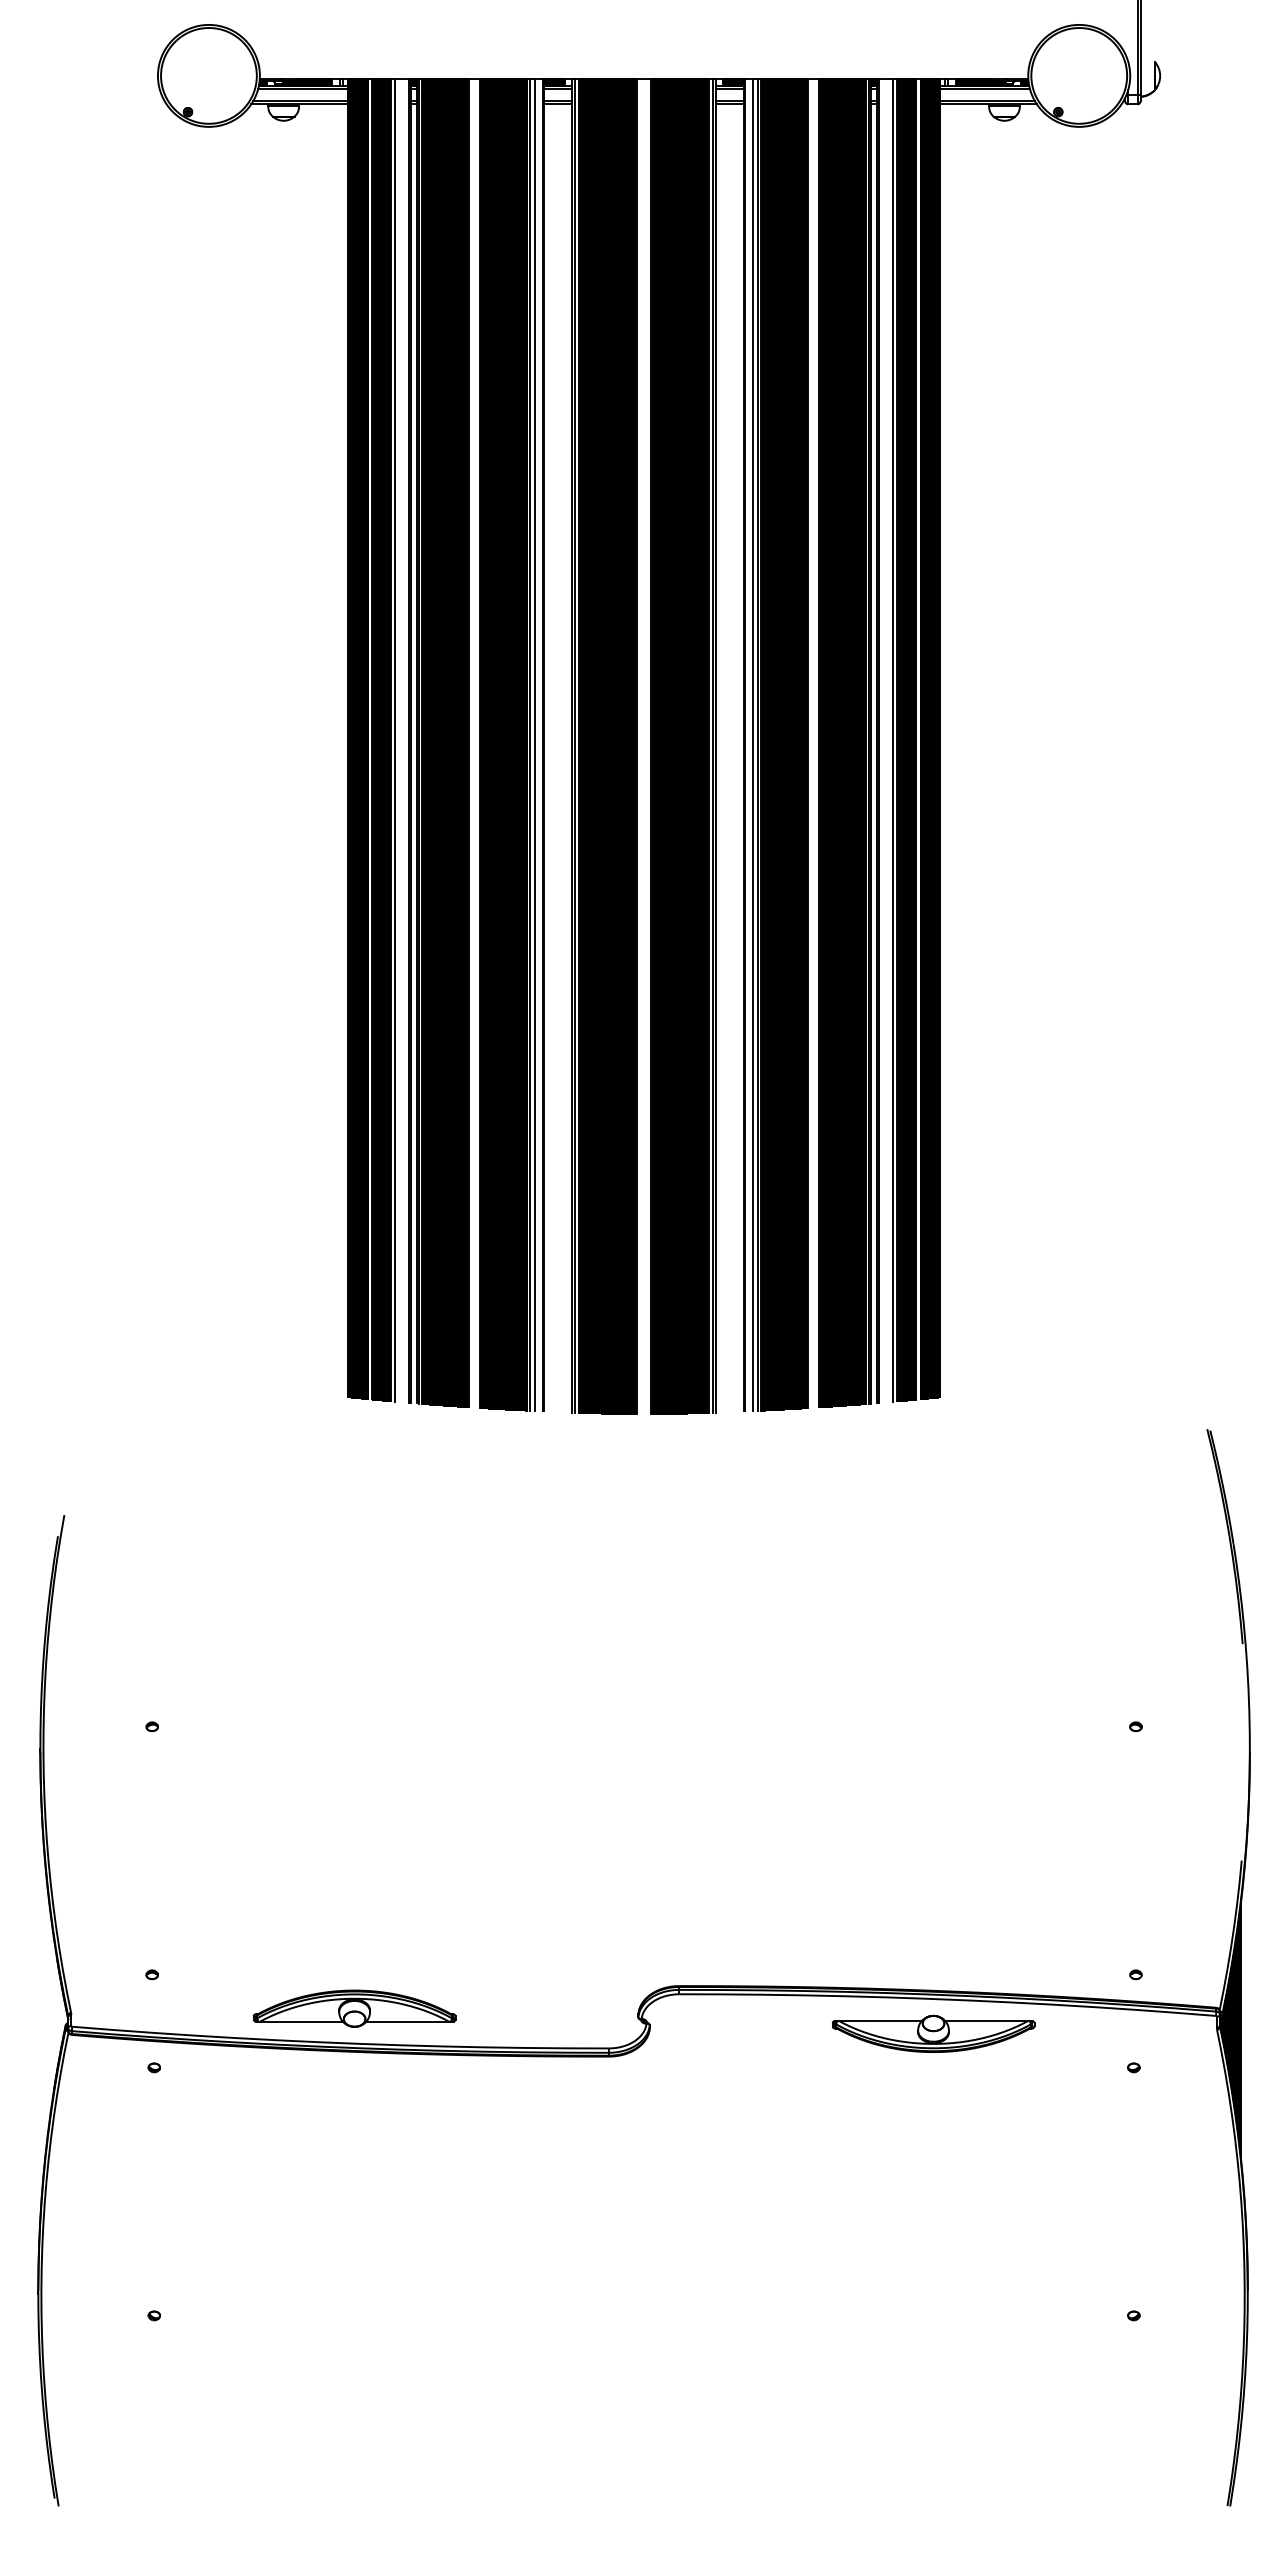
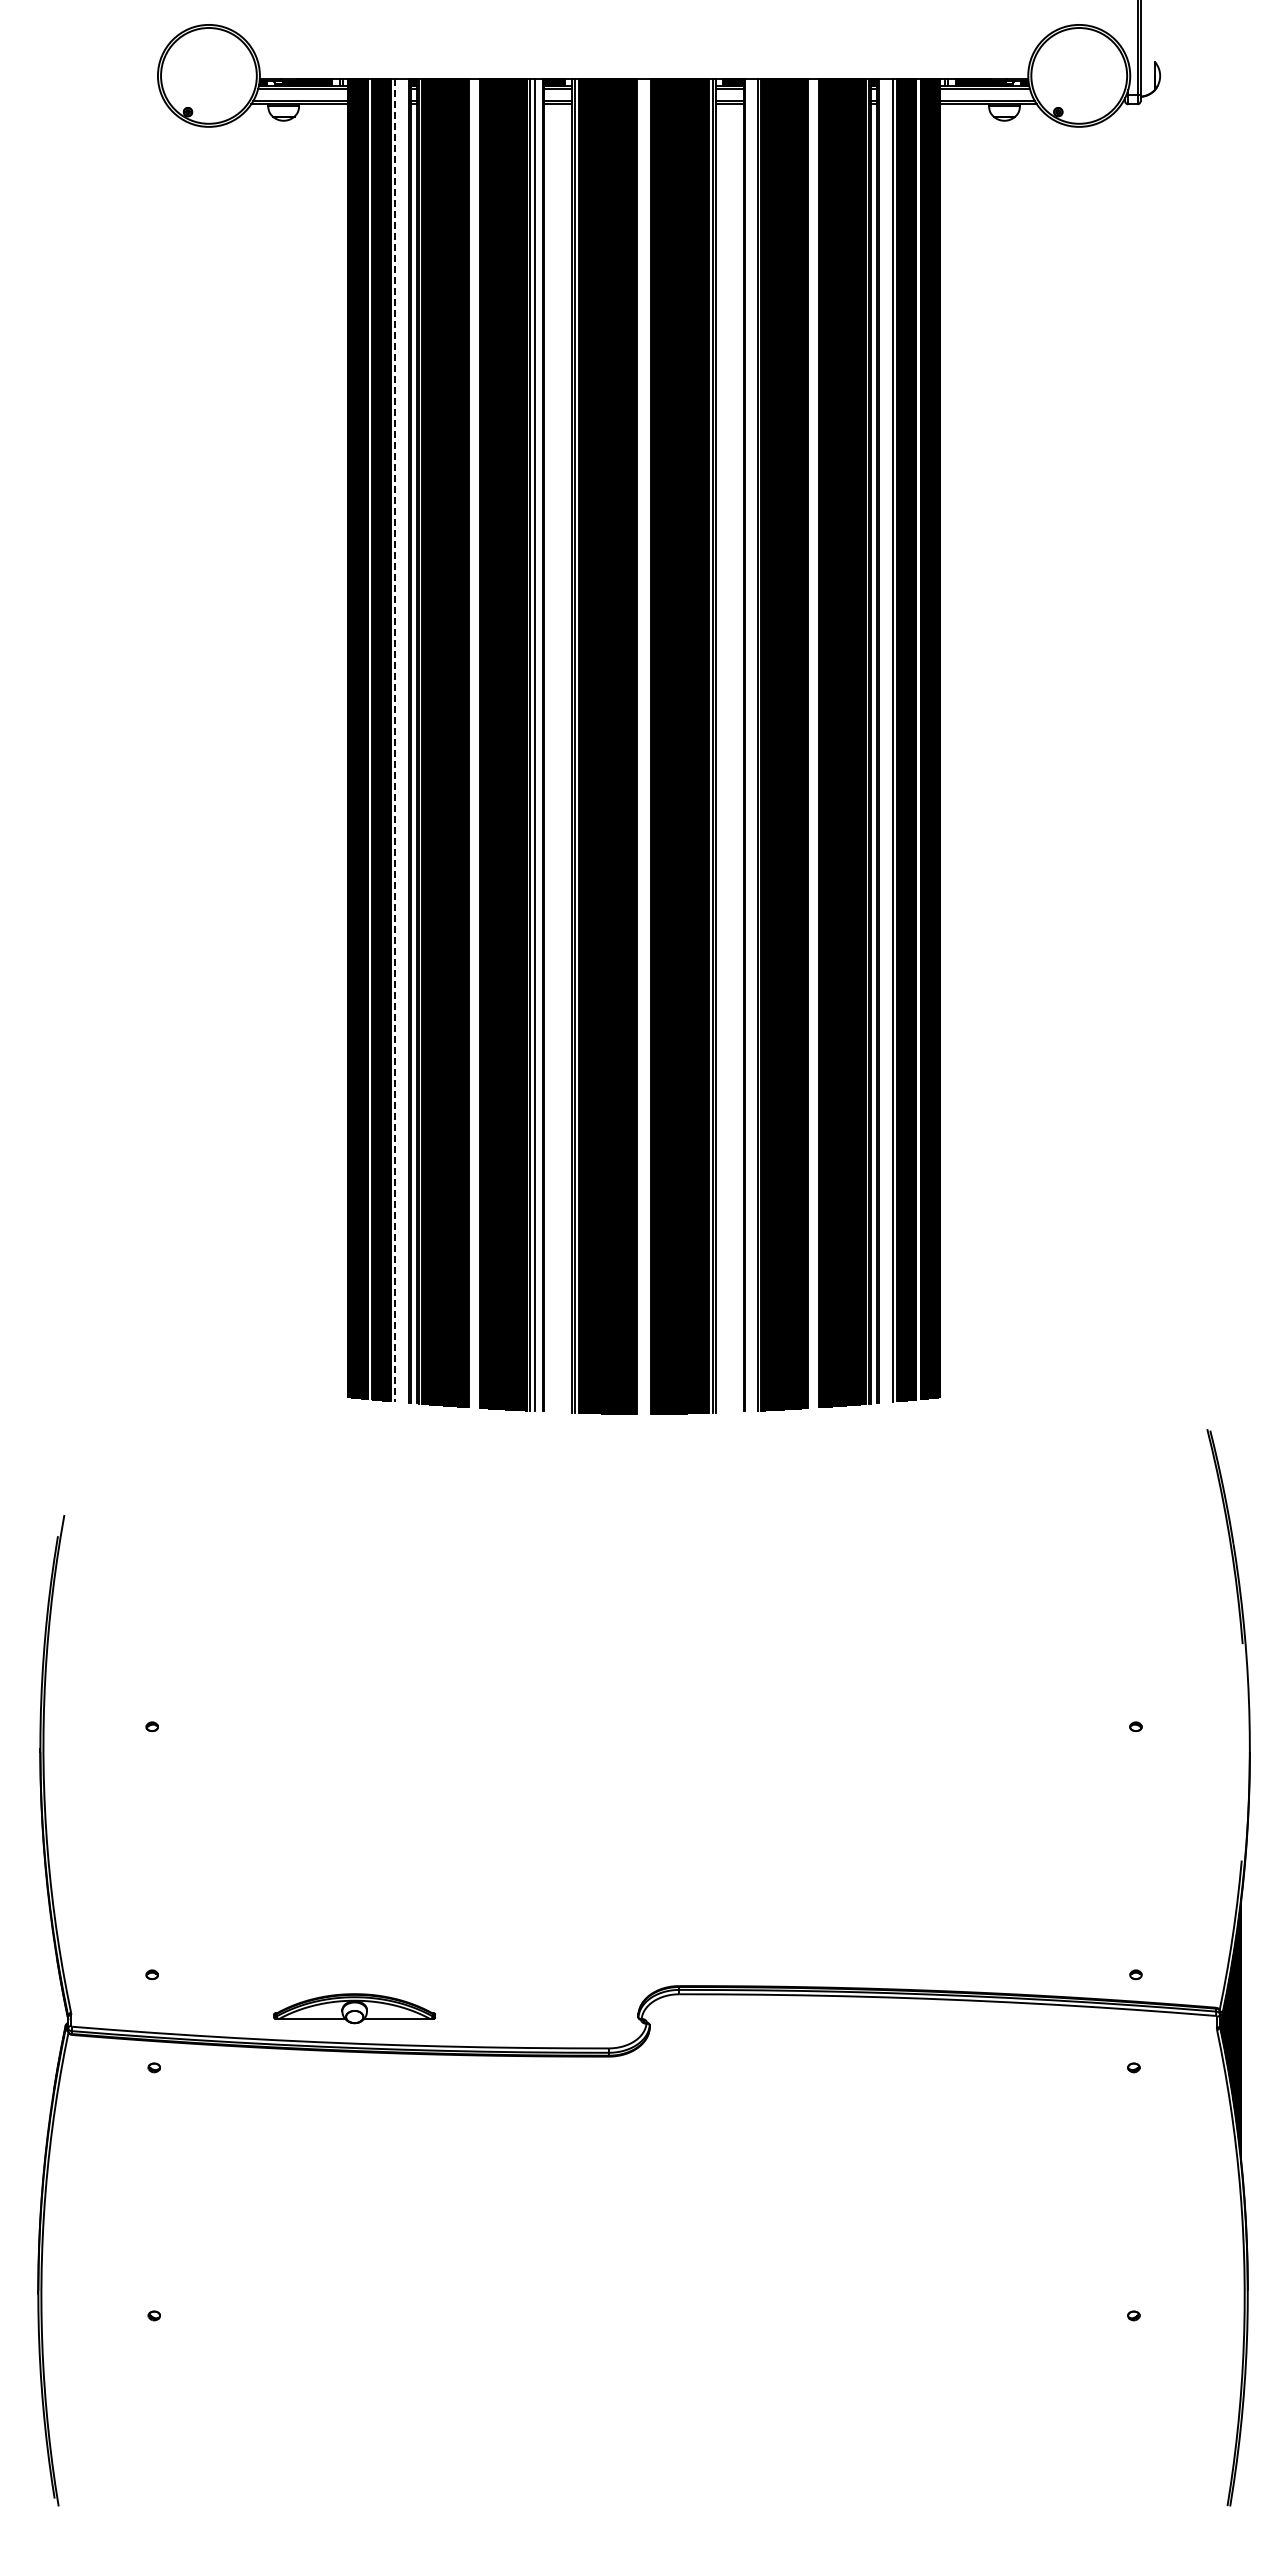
line: solid -> dashed (395, 740)
line: present -> none (753, 744)
part size: 204x39 px -> 164x32 px (354, 2008)
part: present -> none (933, 2033)
